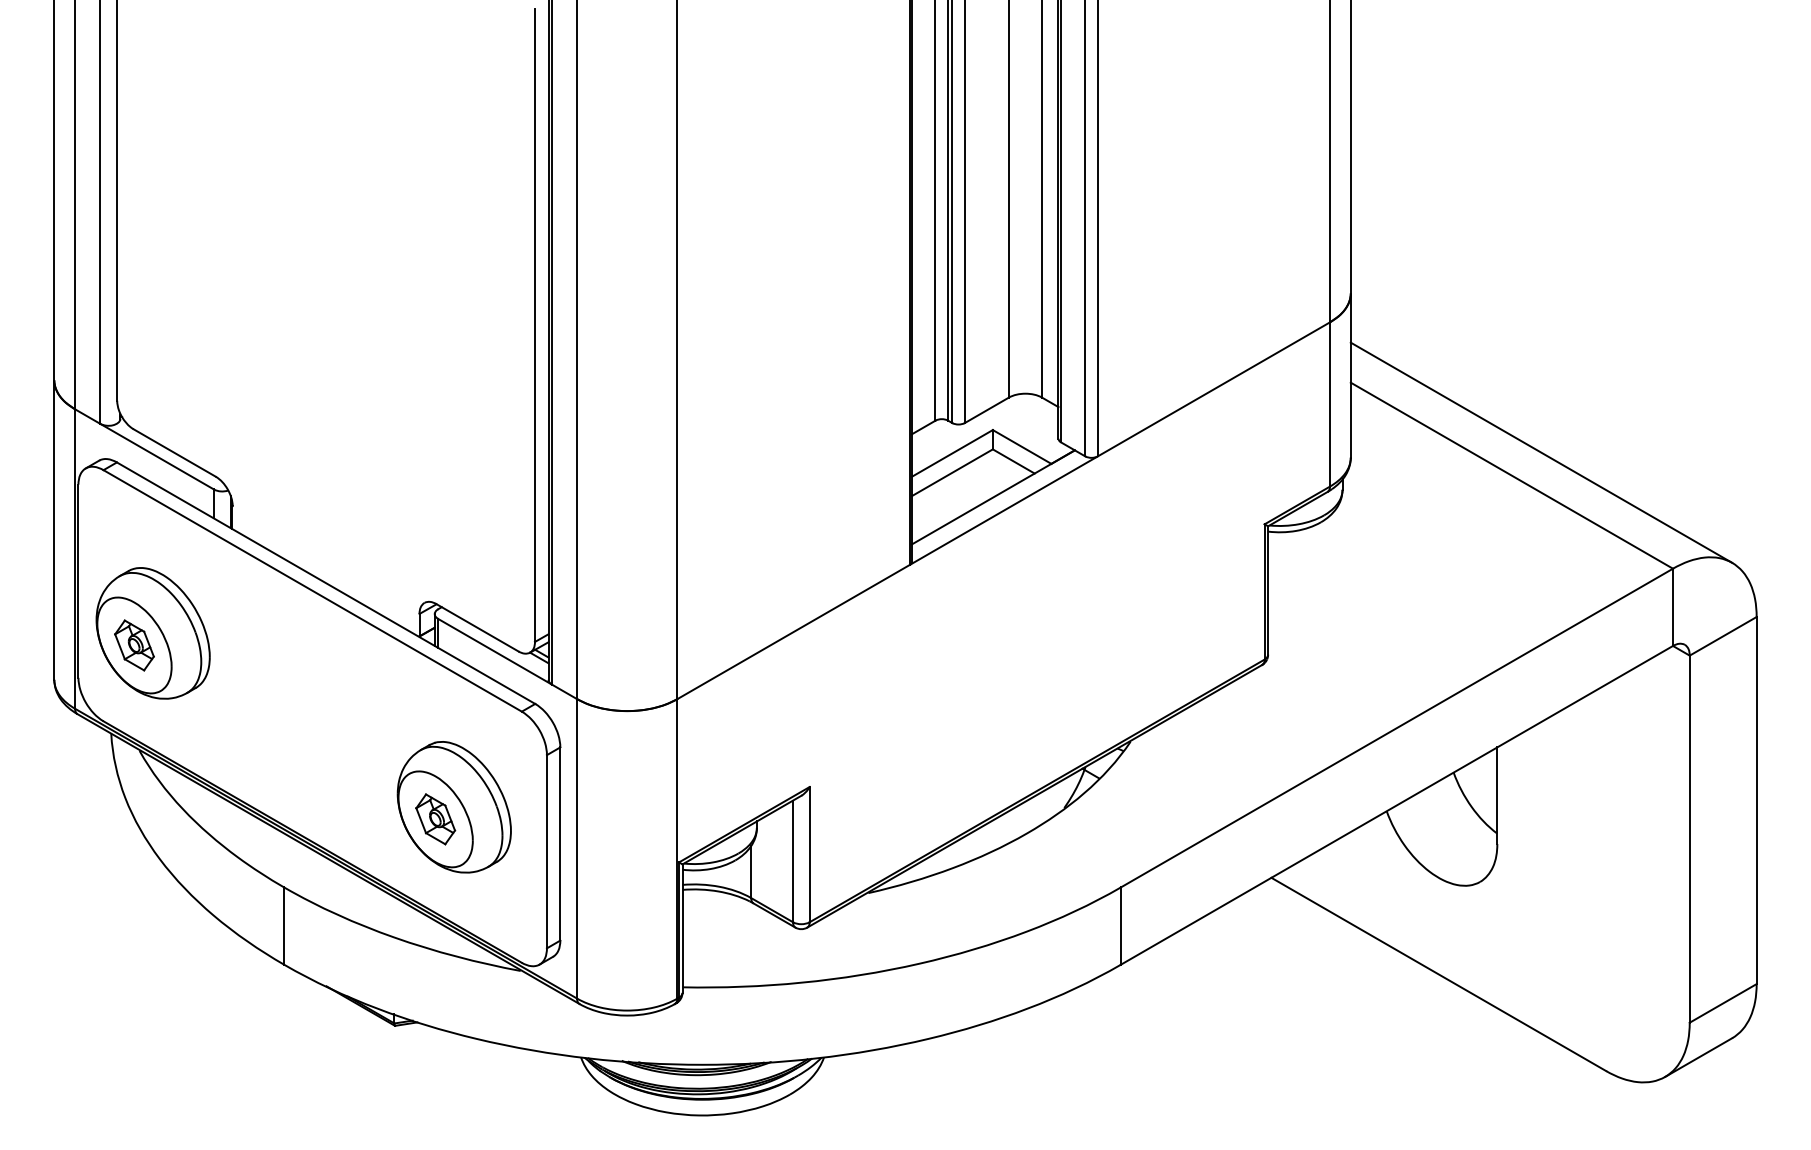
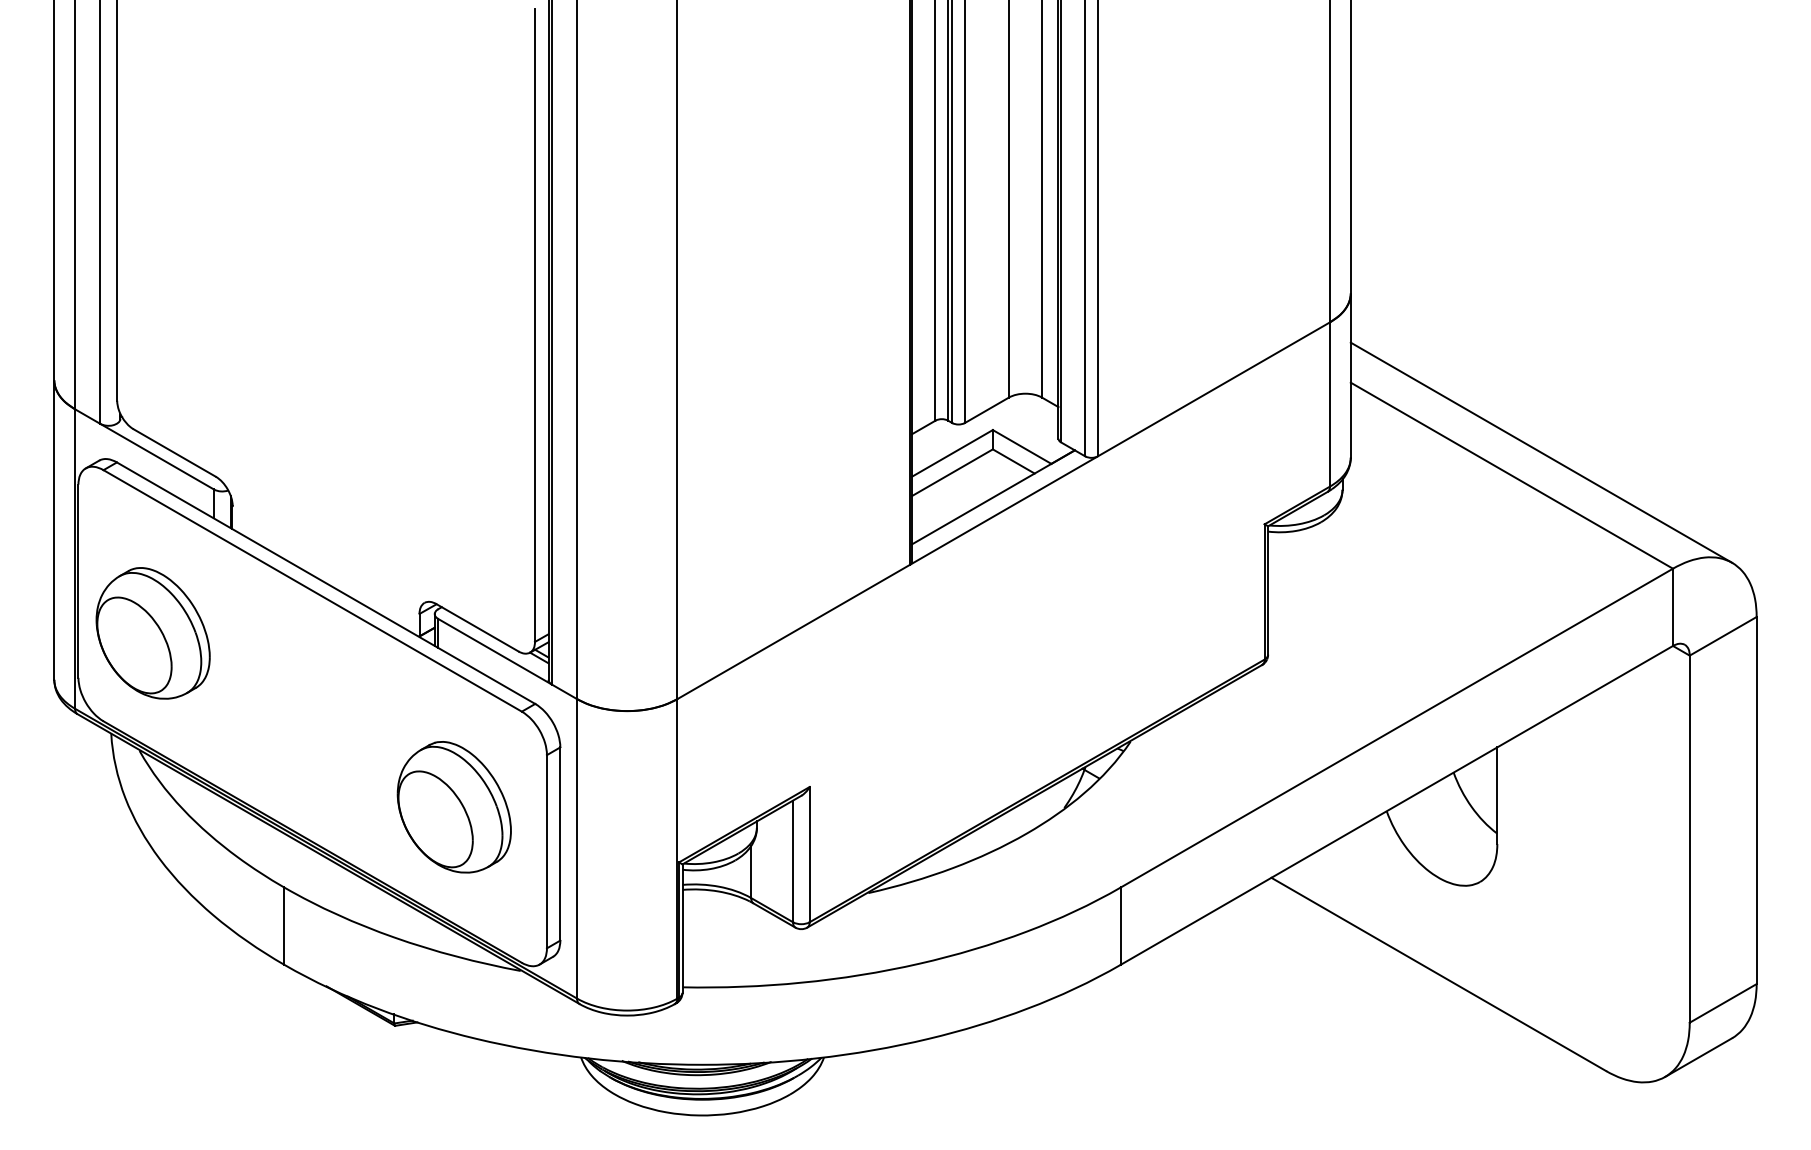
part: present -> none (134, 645)
part: present -> none (435, 819)
